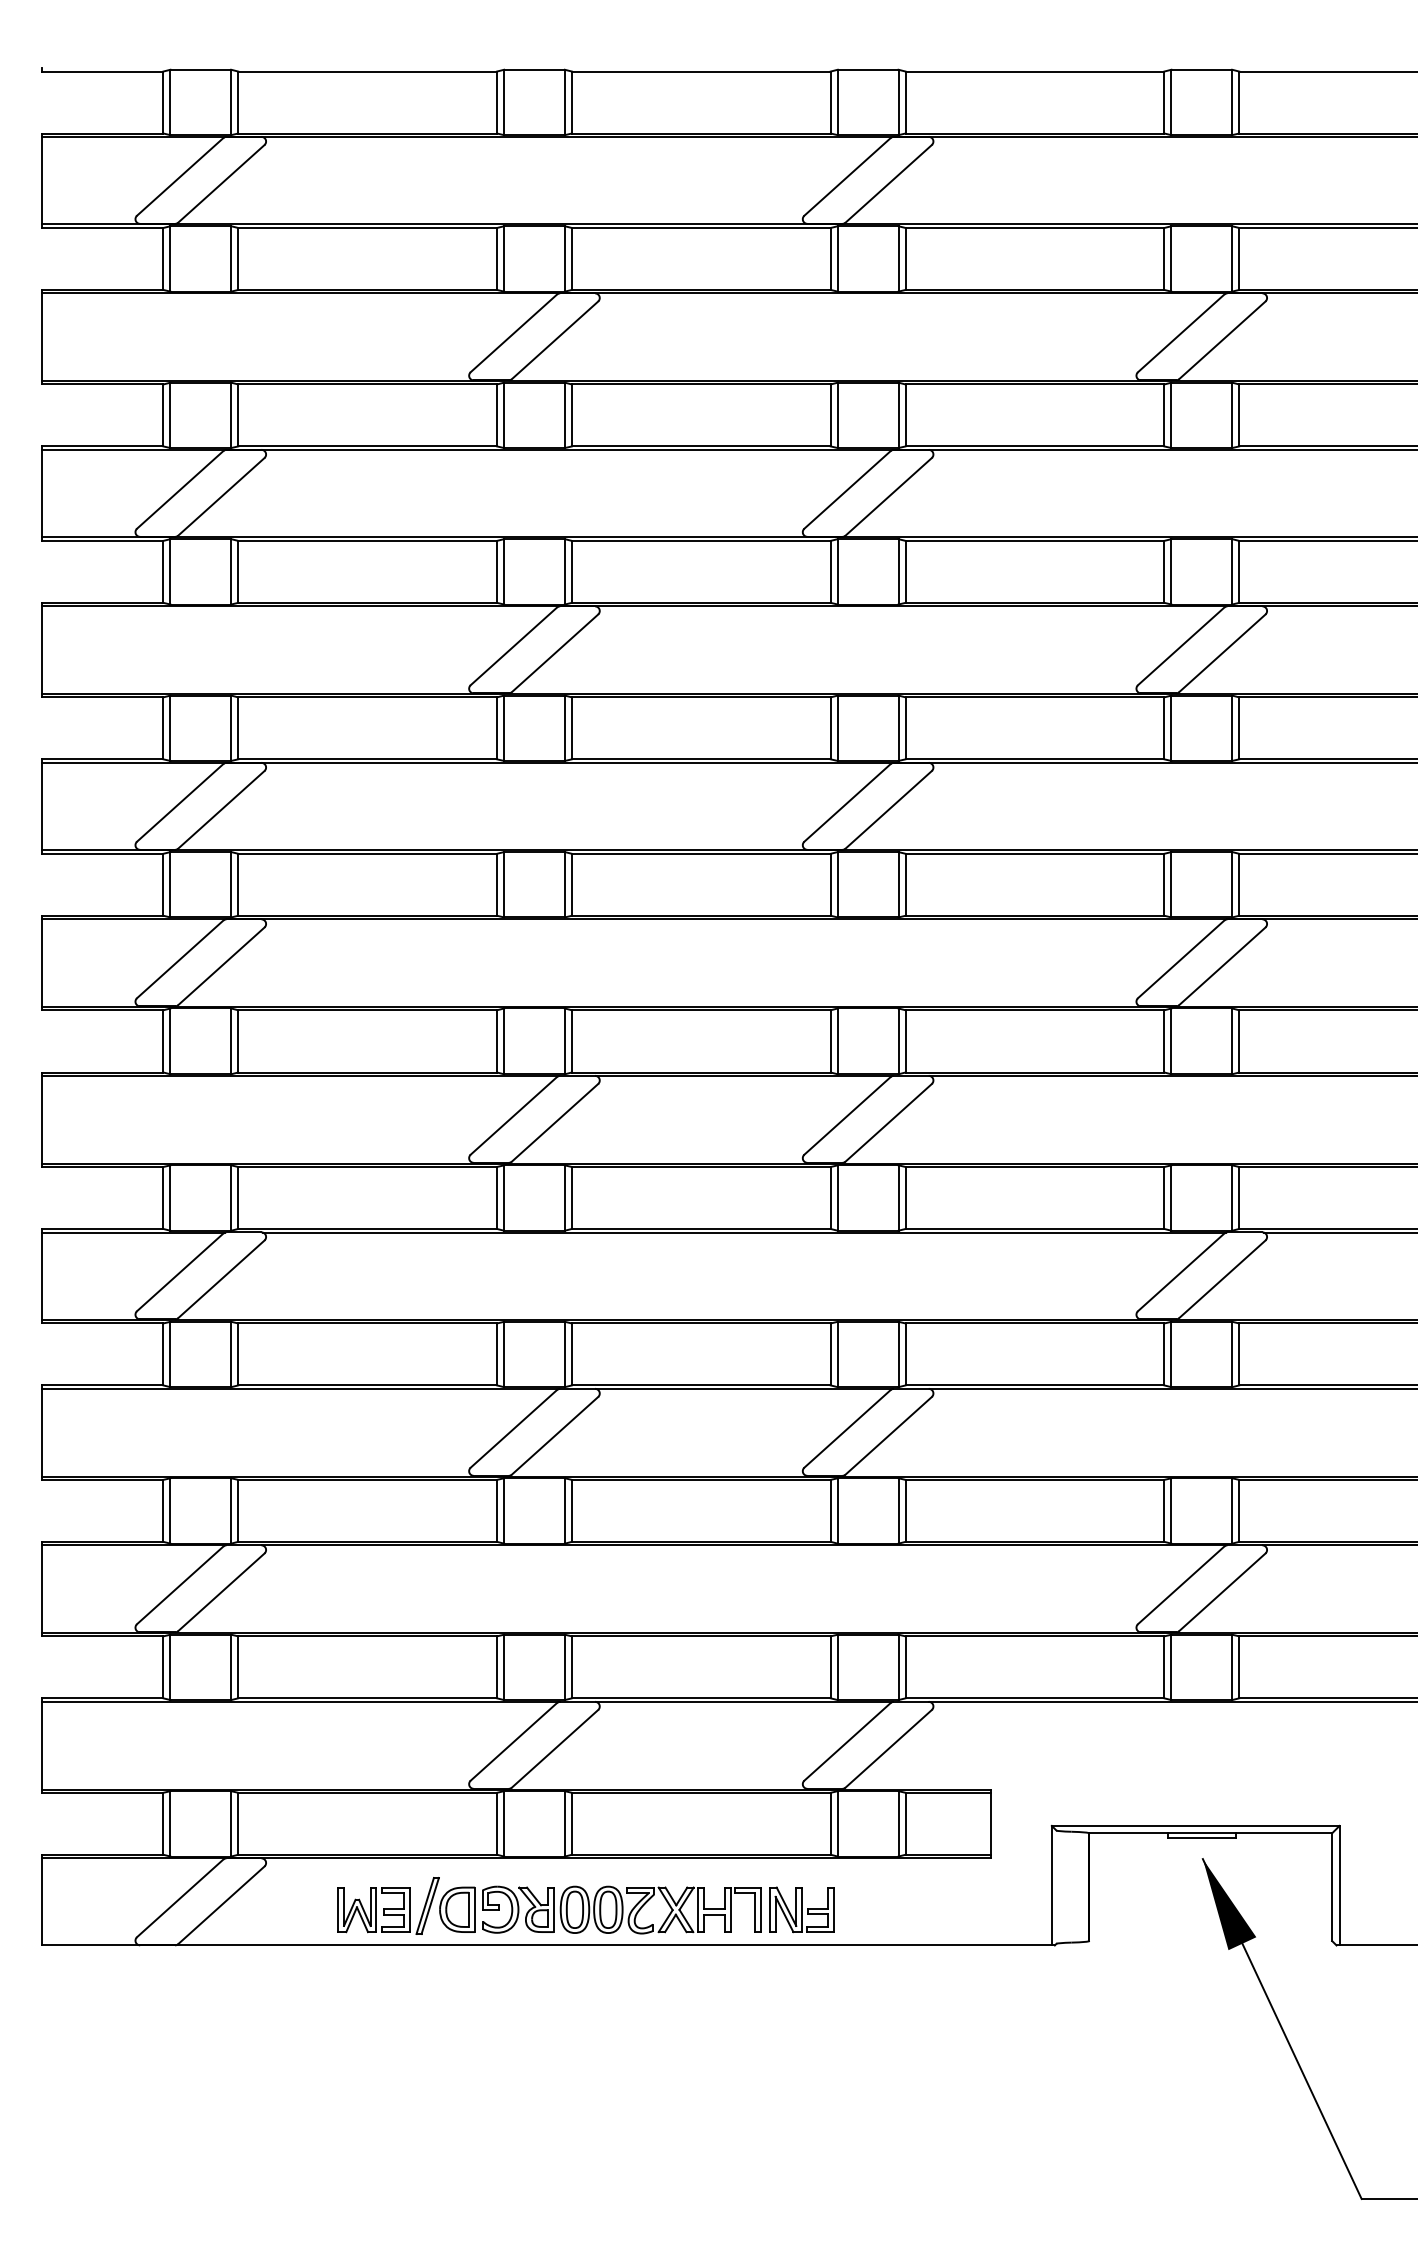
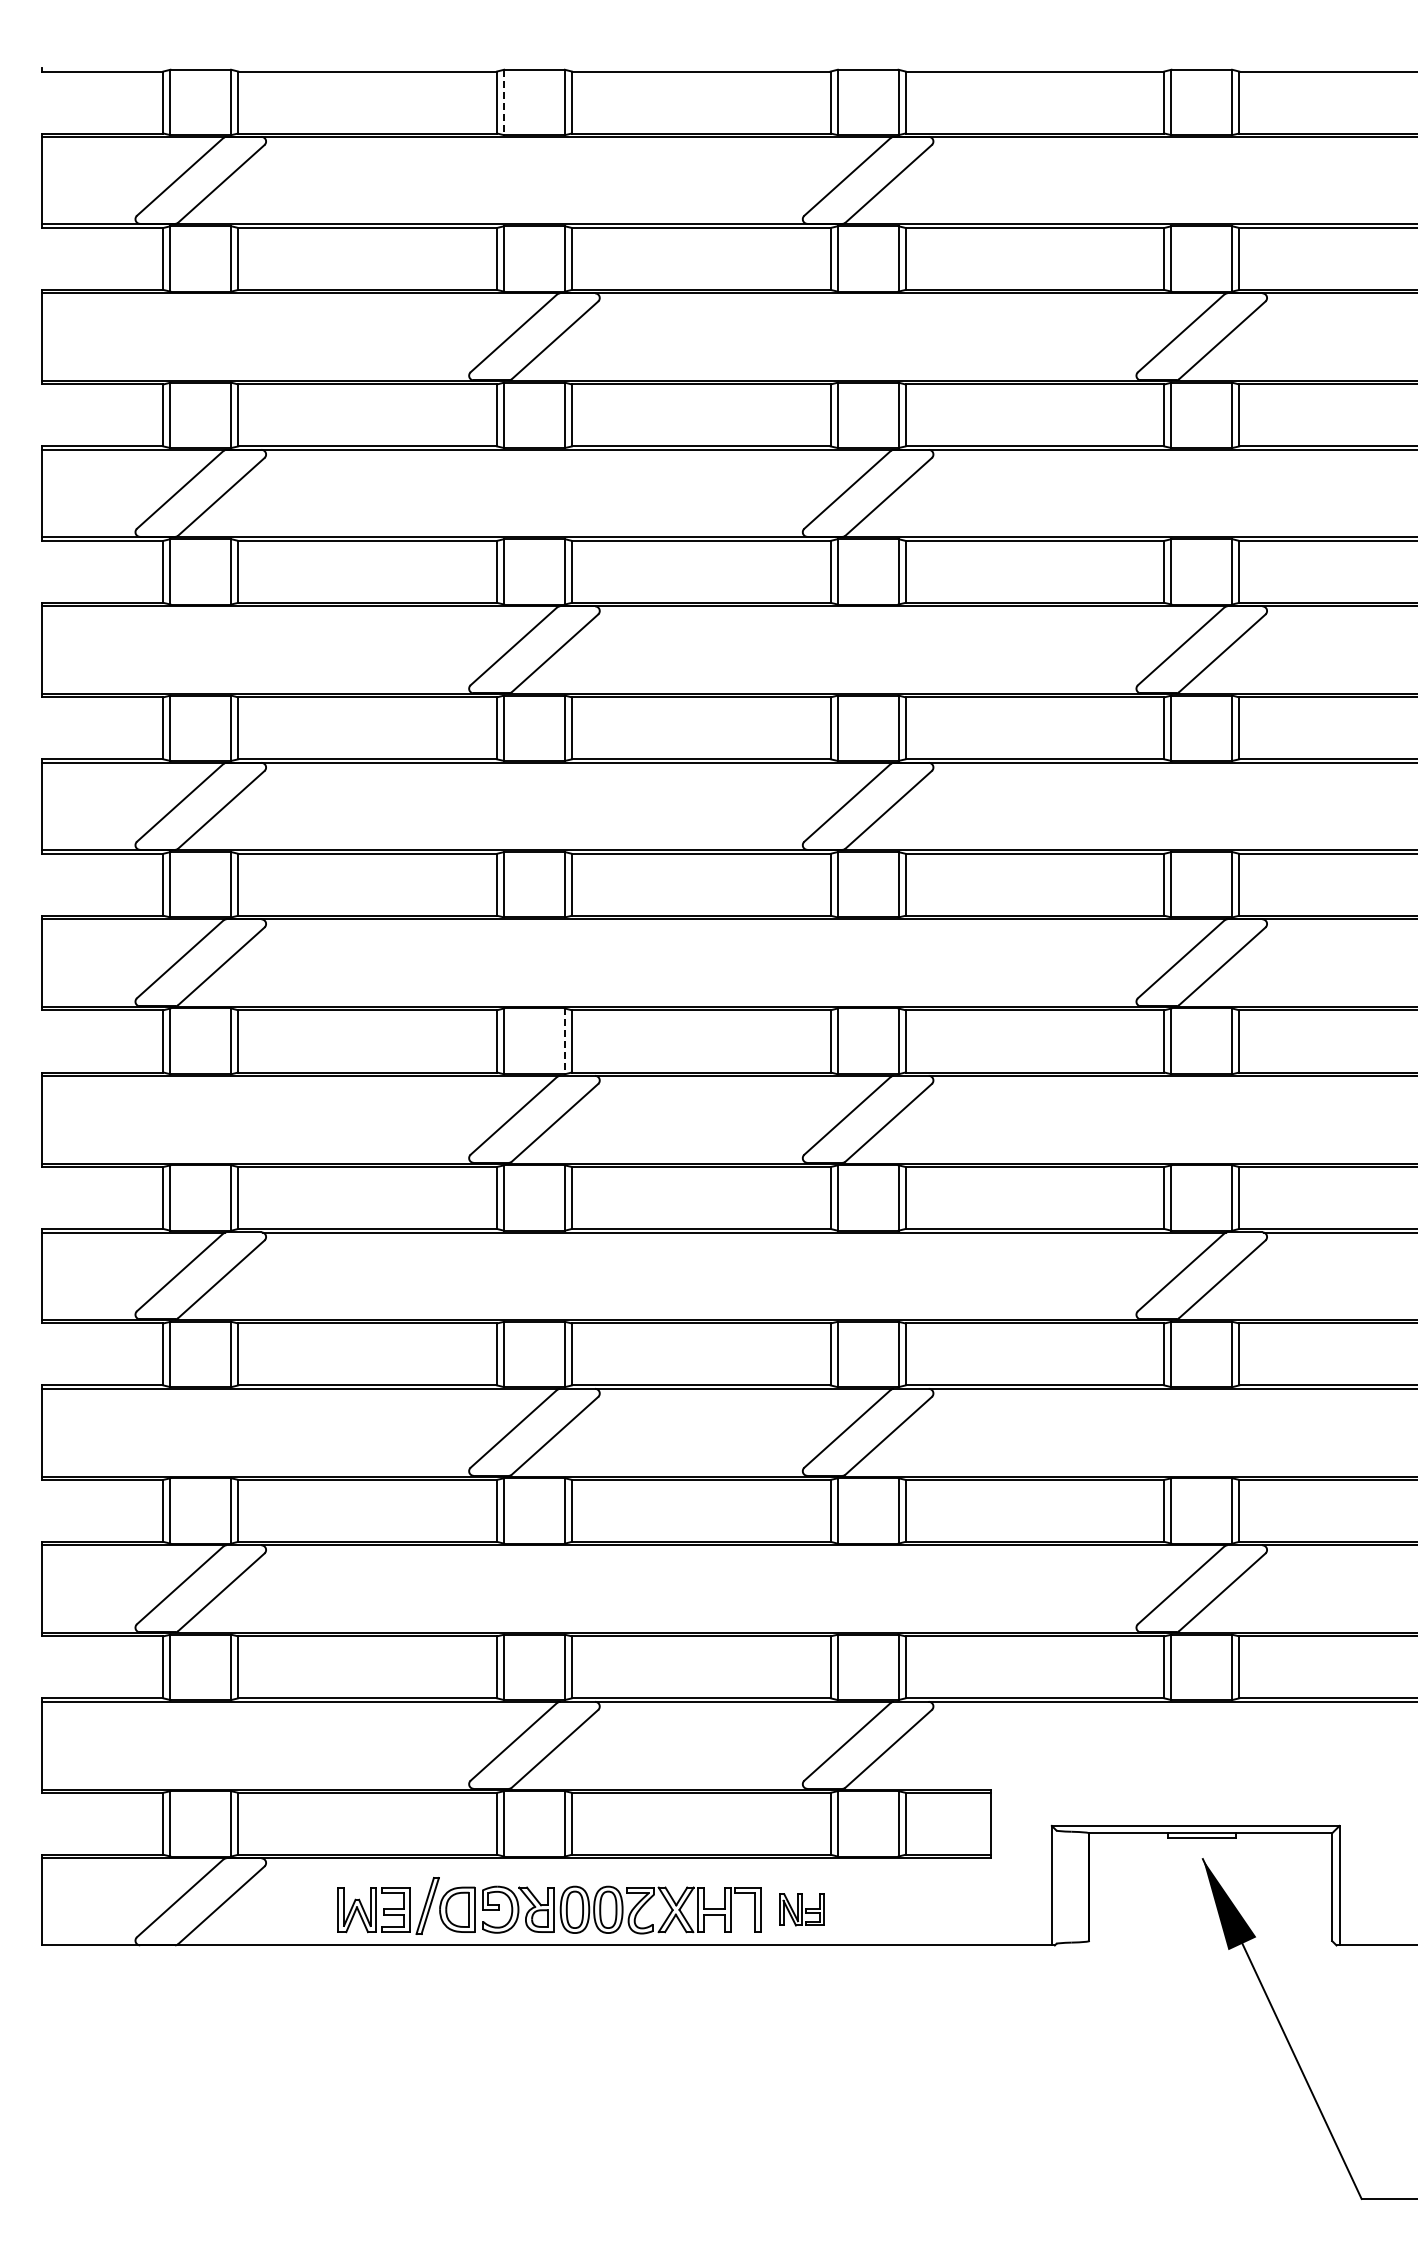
line: solid -> dashed (504, 102)
line: solid -> dashed (564, 1041)
part size: 66x48 px -> 46x34 px (801, 1909)
